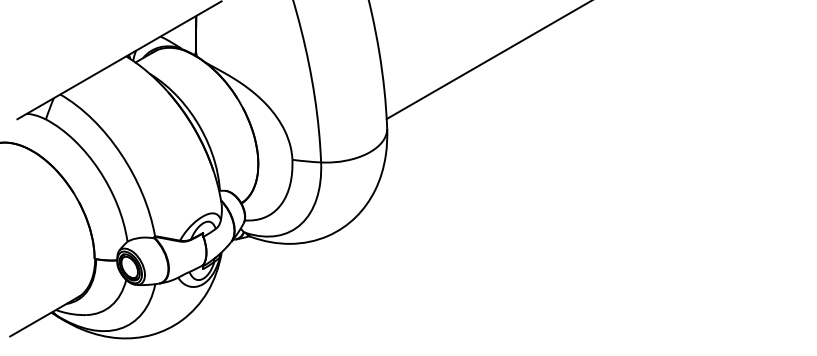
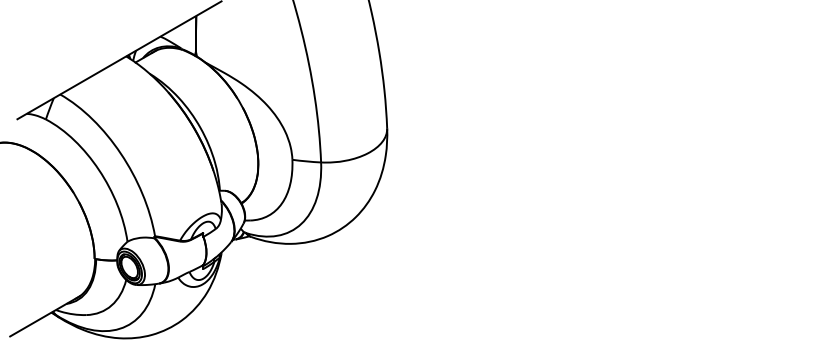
line: present -> none (487, 60)
